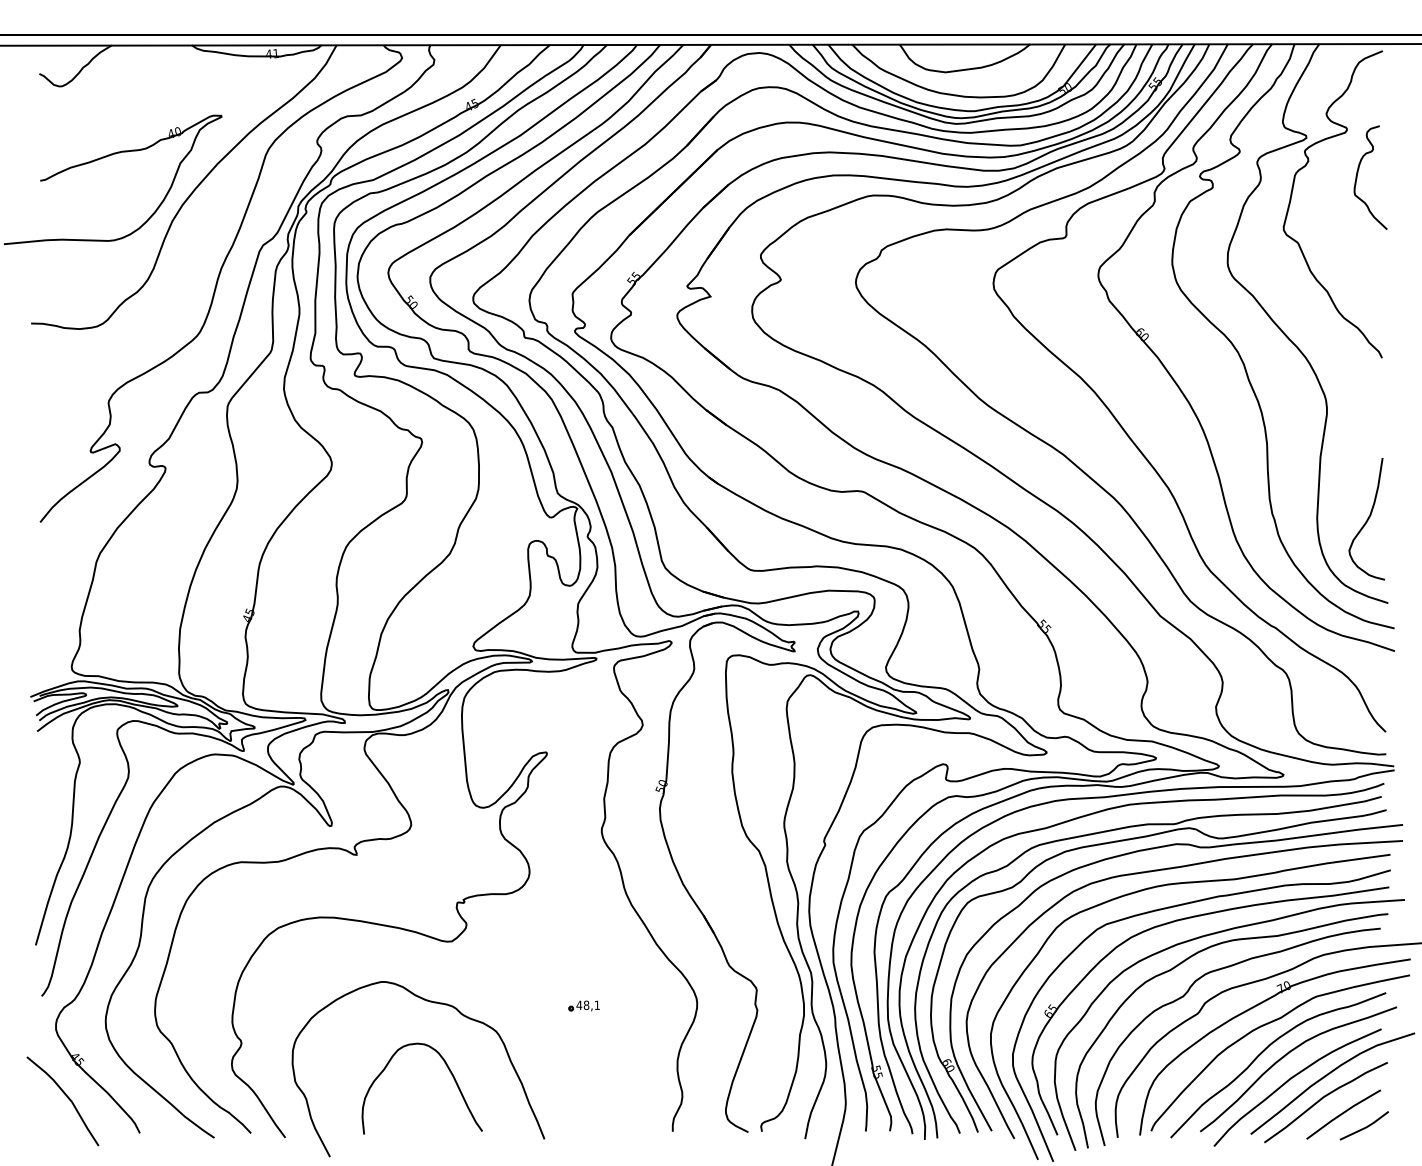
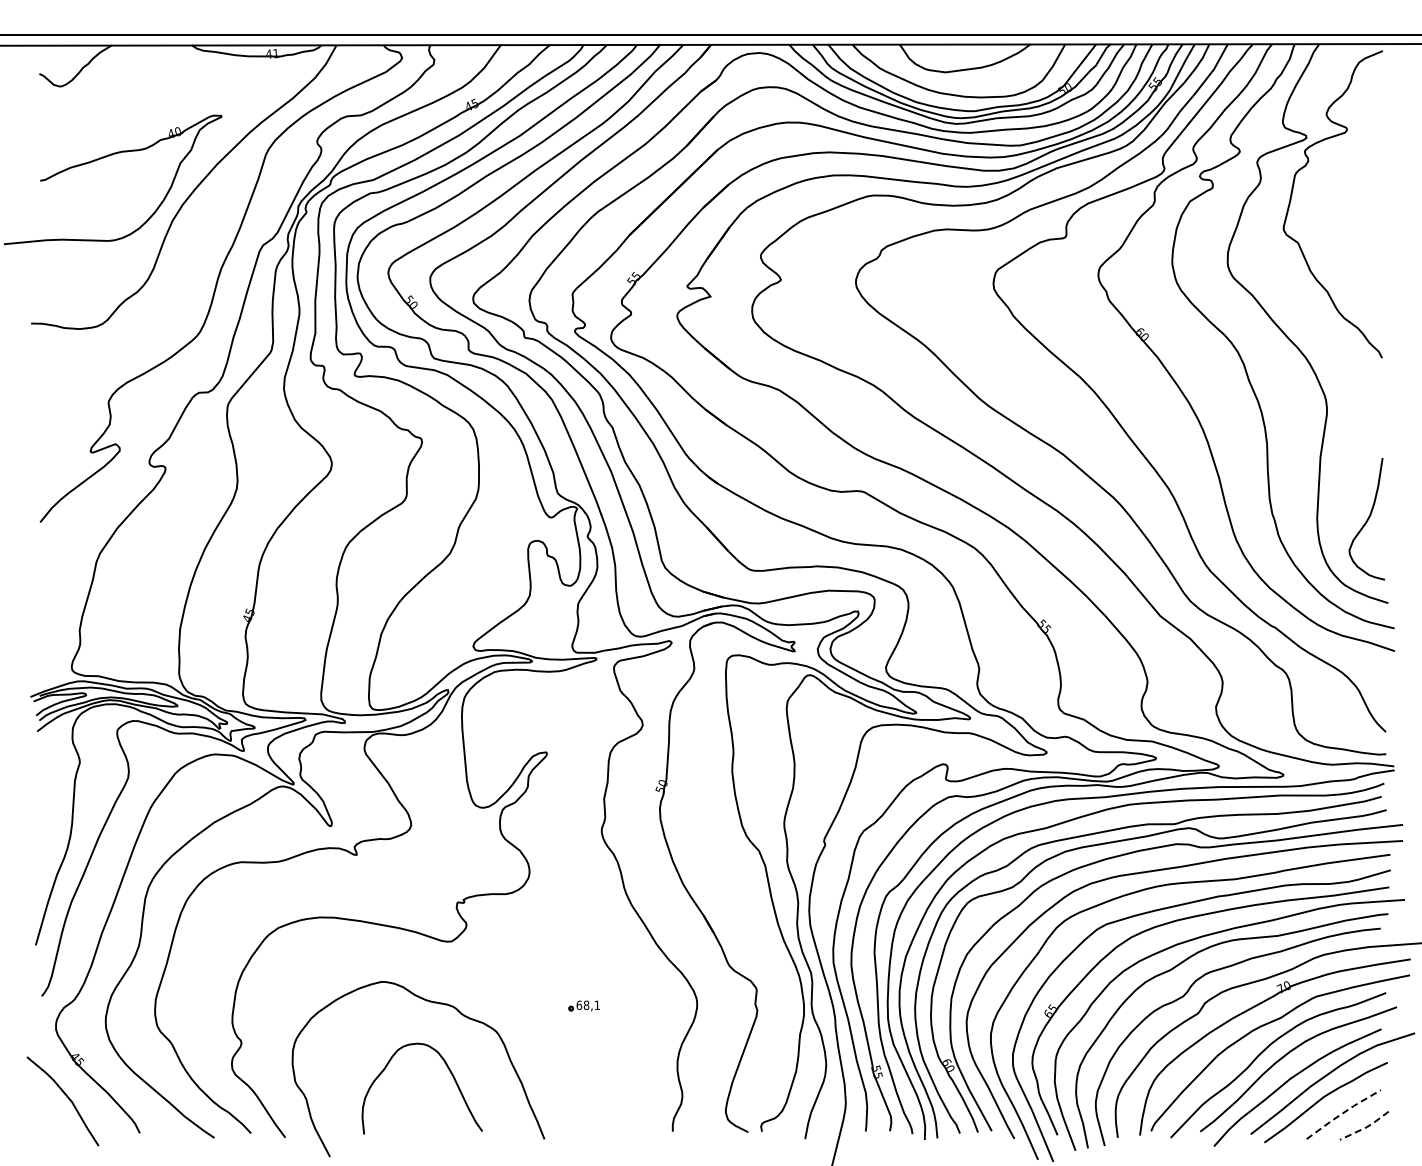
curve: present -> none (1358, 173)
text: 48,1 -> 68,1 (579, 1004)
line: solid -> dashed (1343, 1112)
line: solid -> dashed (1366, 1127)
